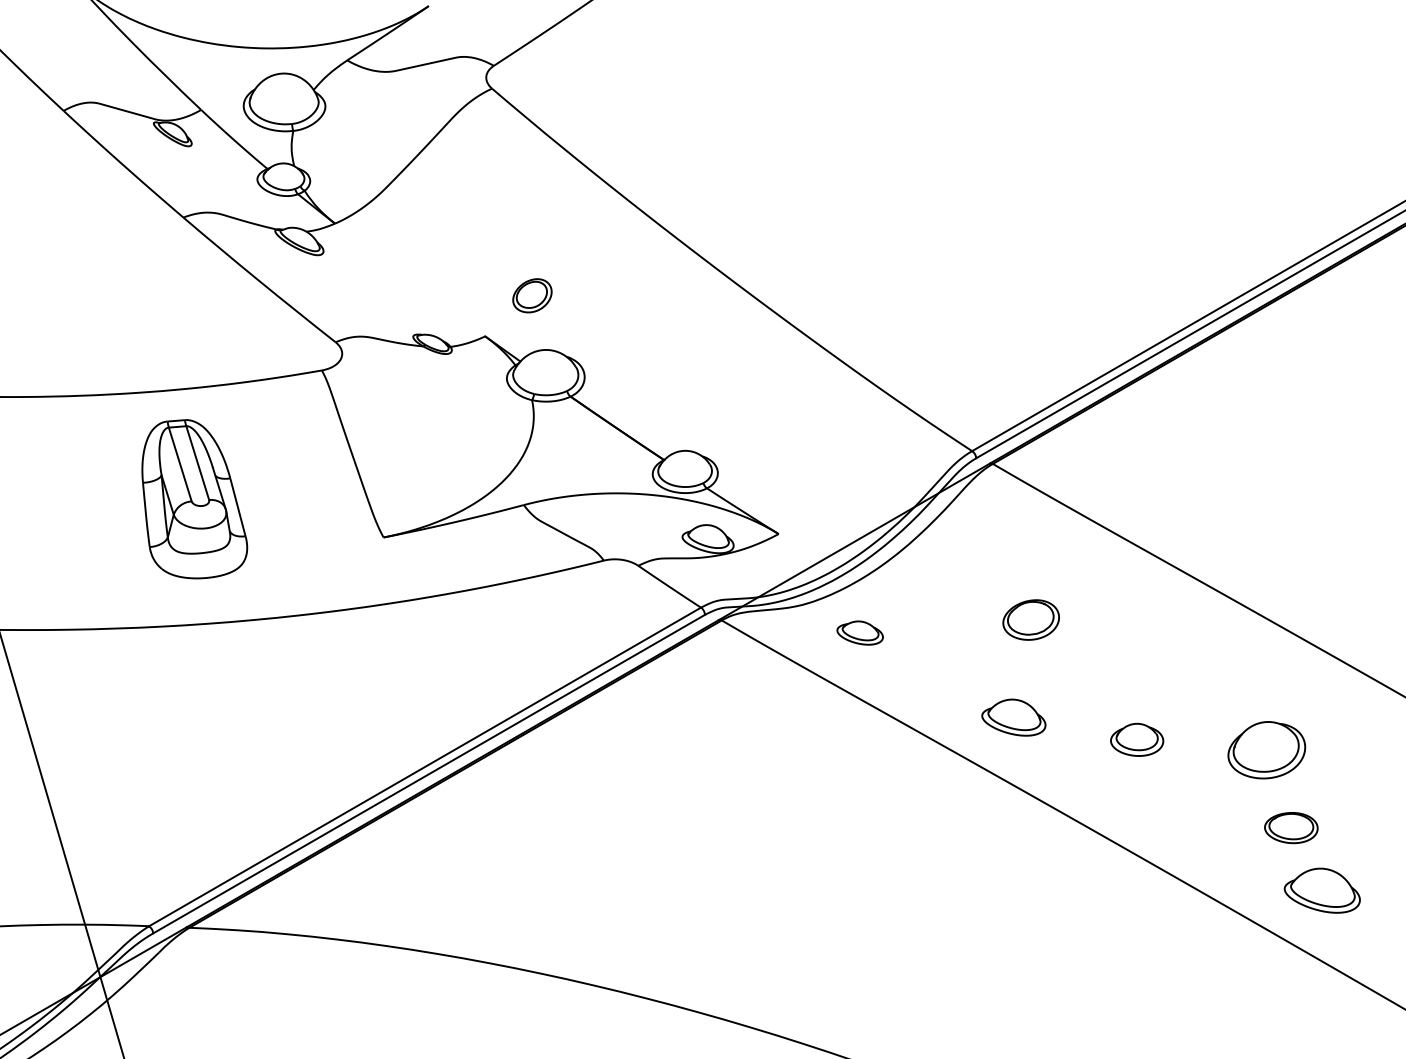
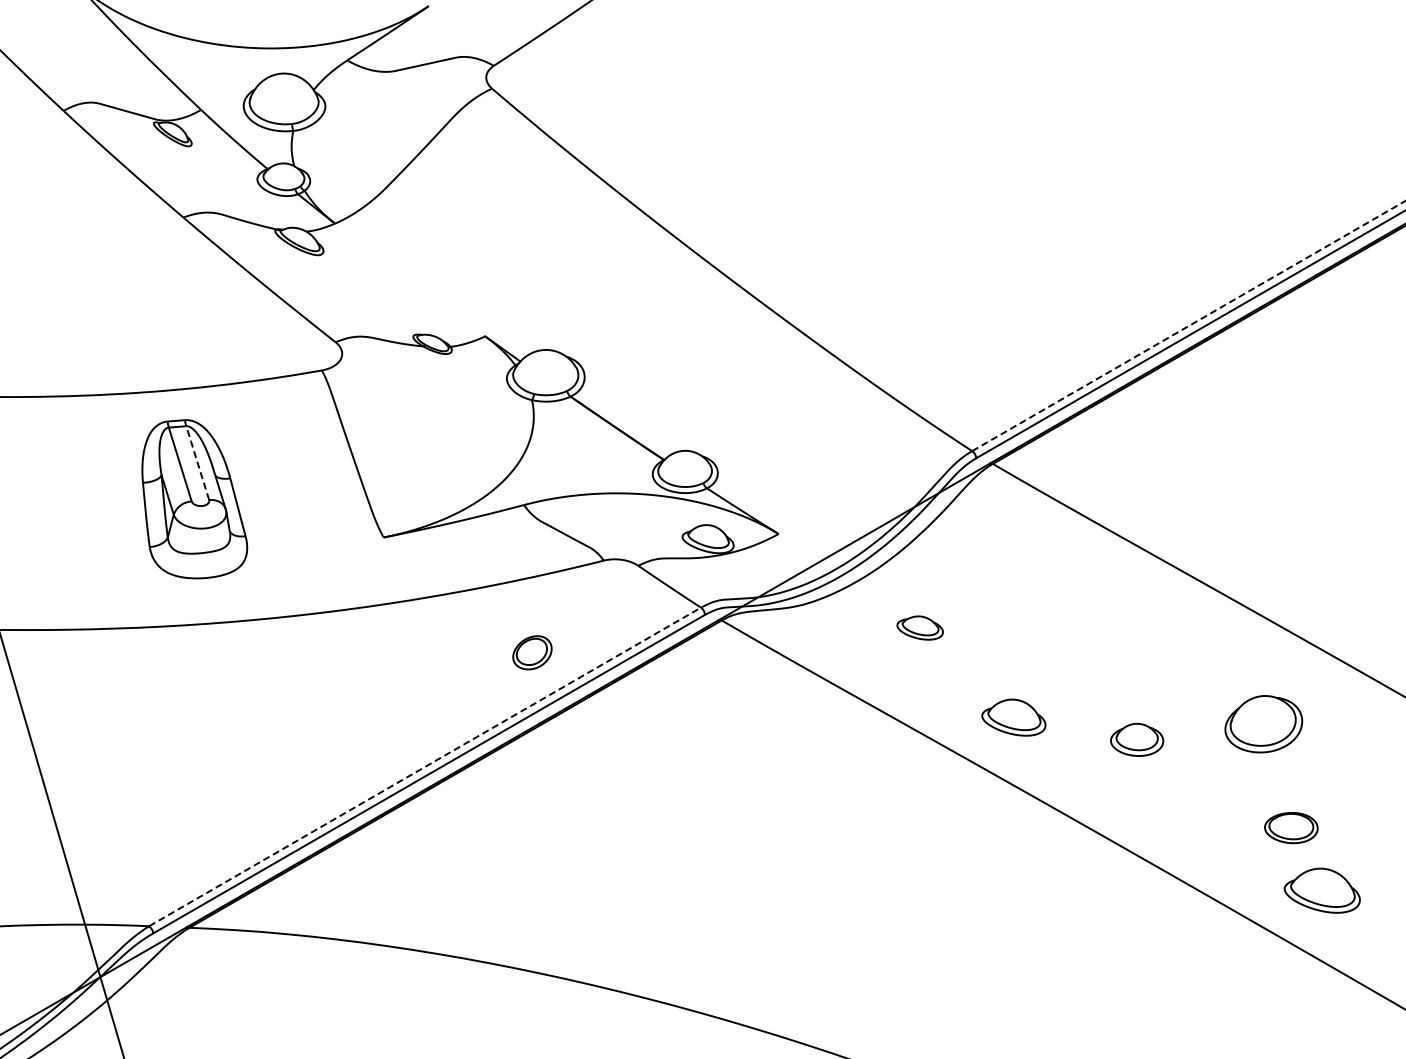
part position: (532, 295) -> (532, 652) (532, 652)
line: solid -> dashed (1189, 325)
line: solid -> dashed (197, 463)
part: present -> none (1030, 619)
part position: (859, 632) -> (919, 627) (919, 627)
part position: (1266, 750) -> (1263, 724) (1263, 724)
line: solid -> dashed (425, 766)
